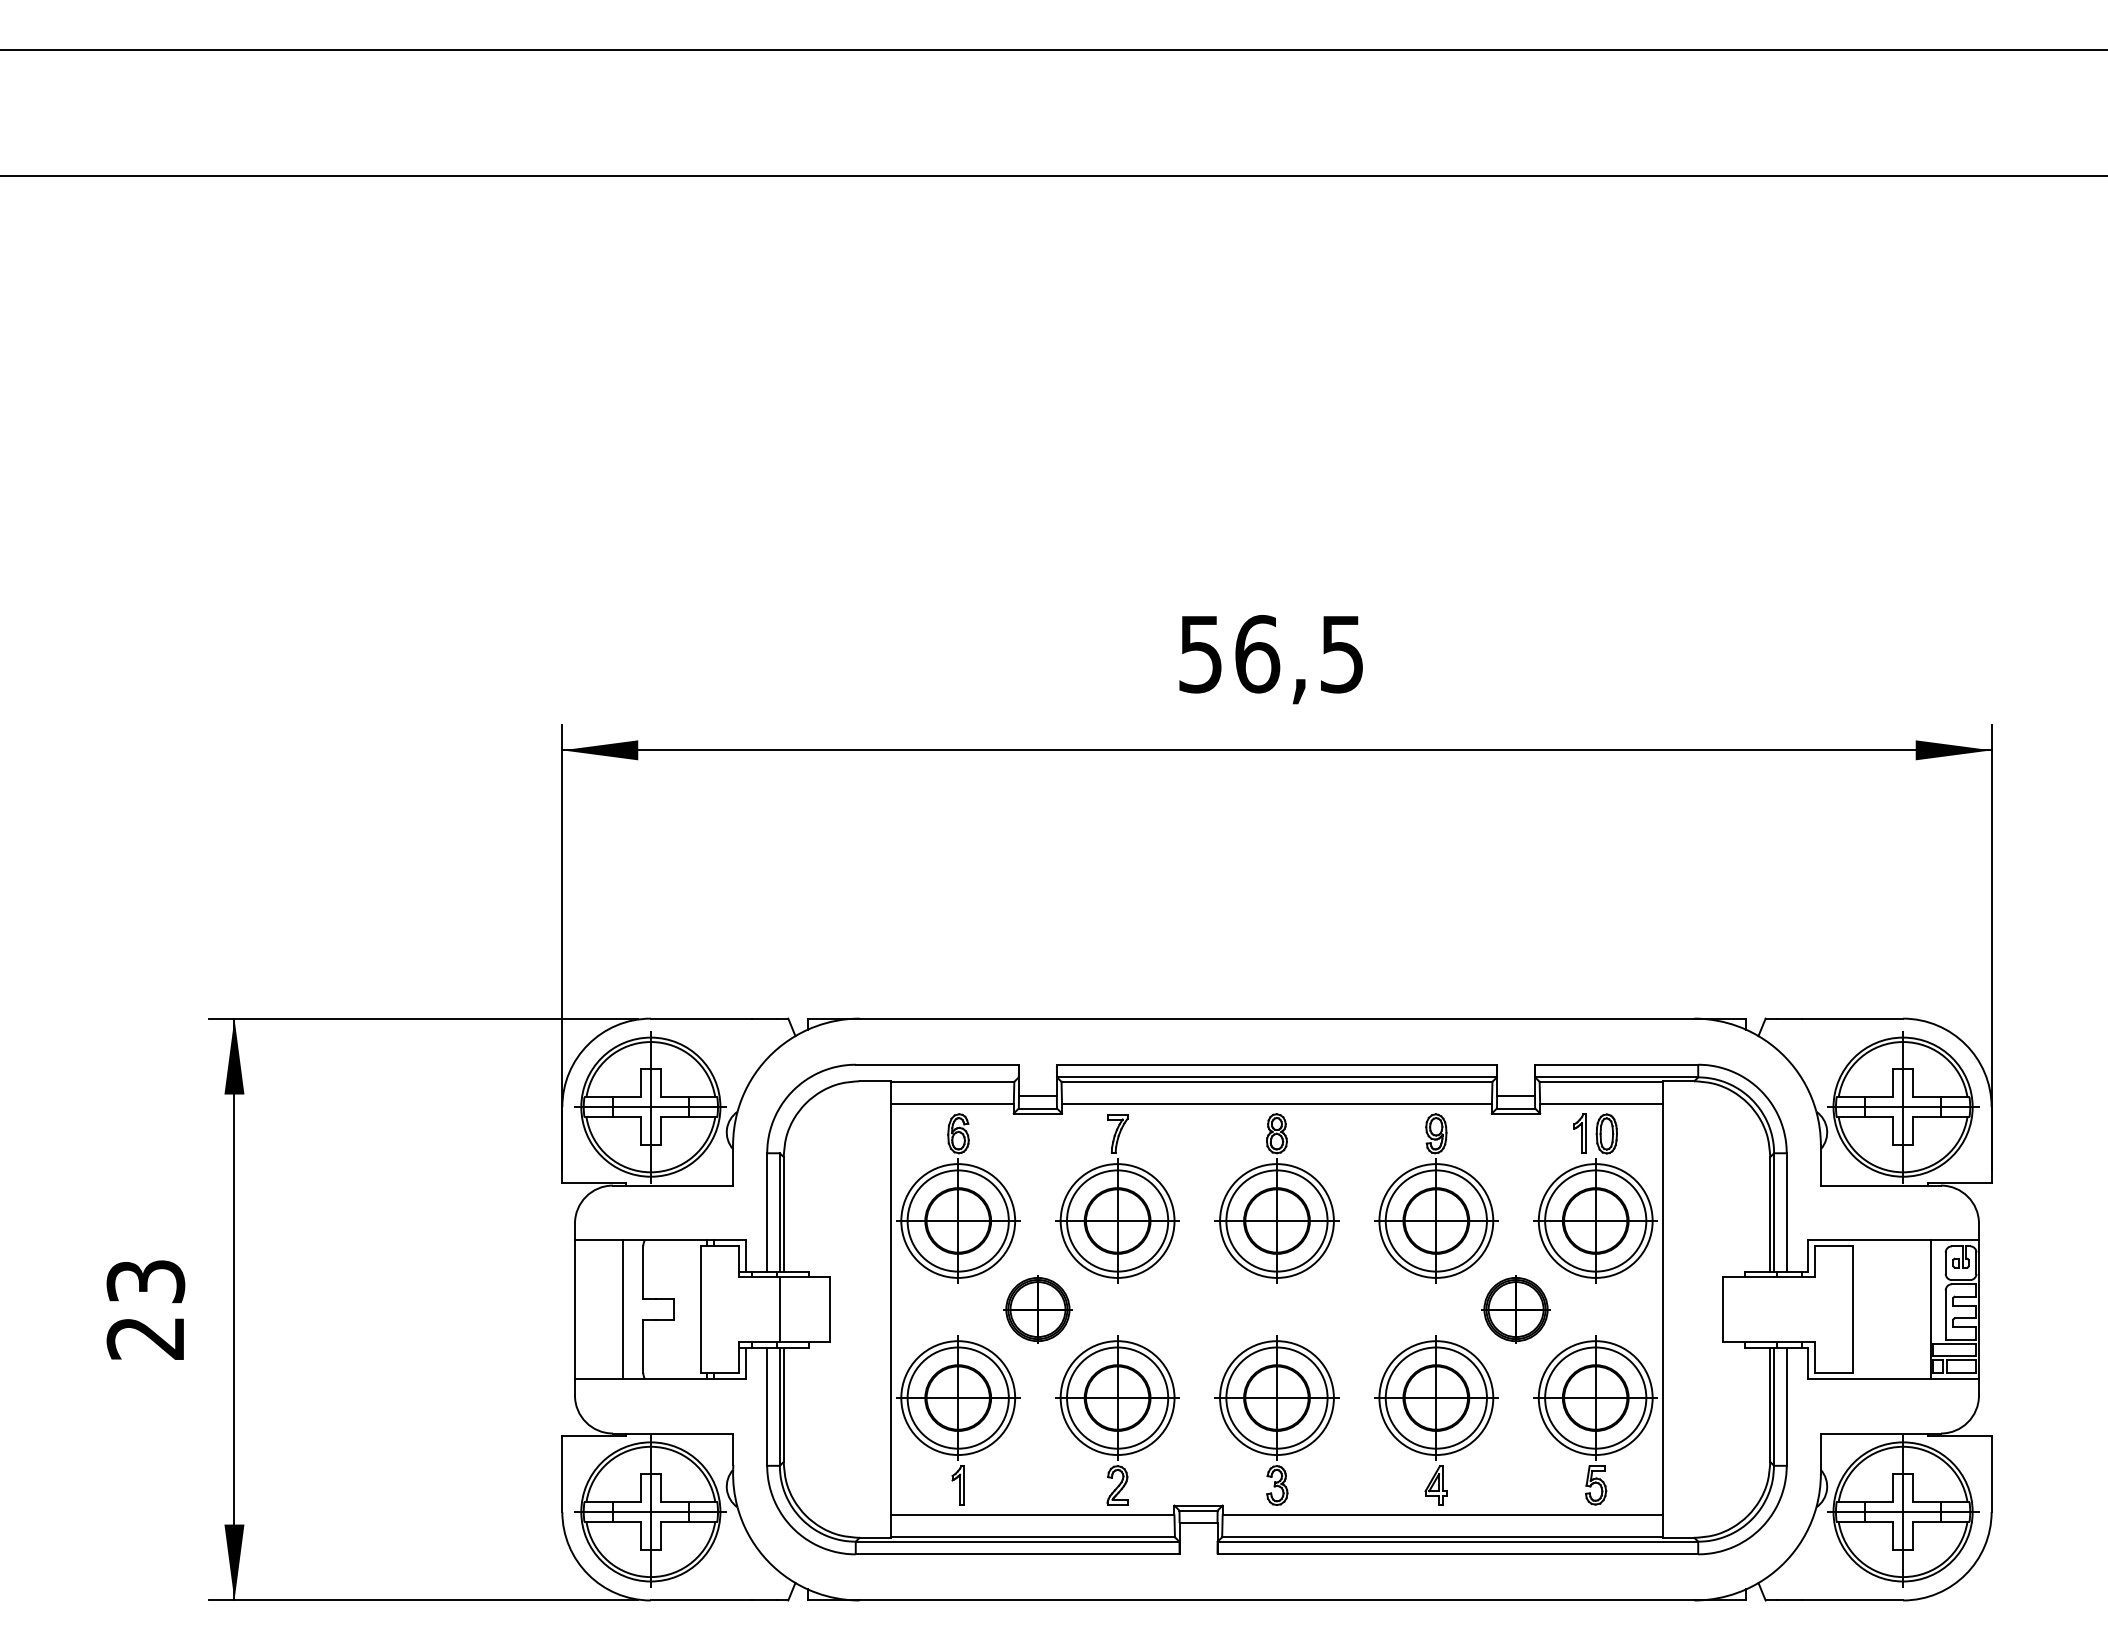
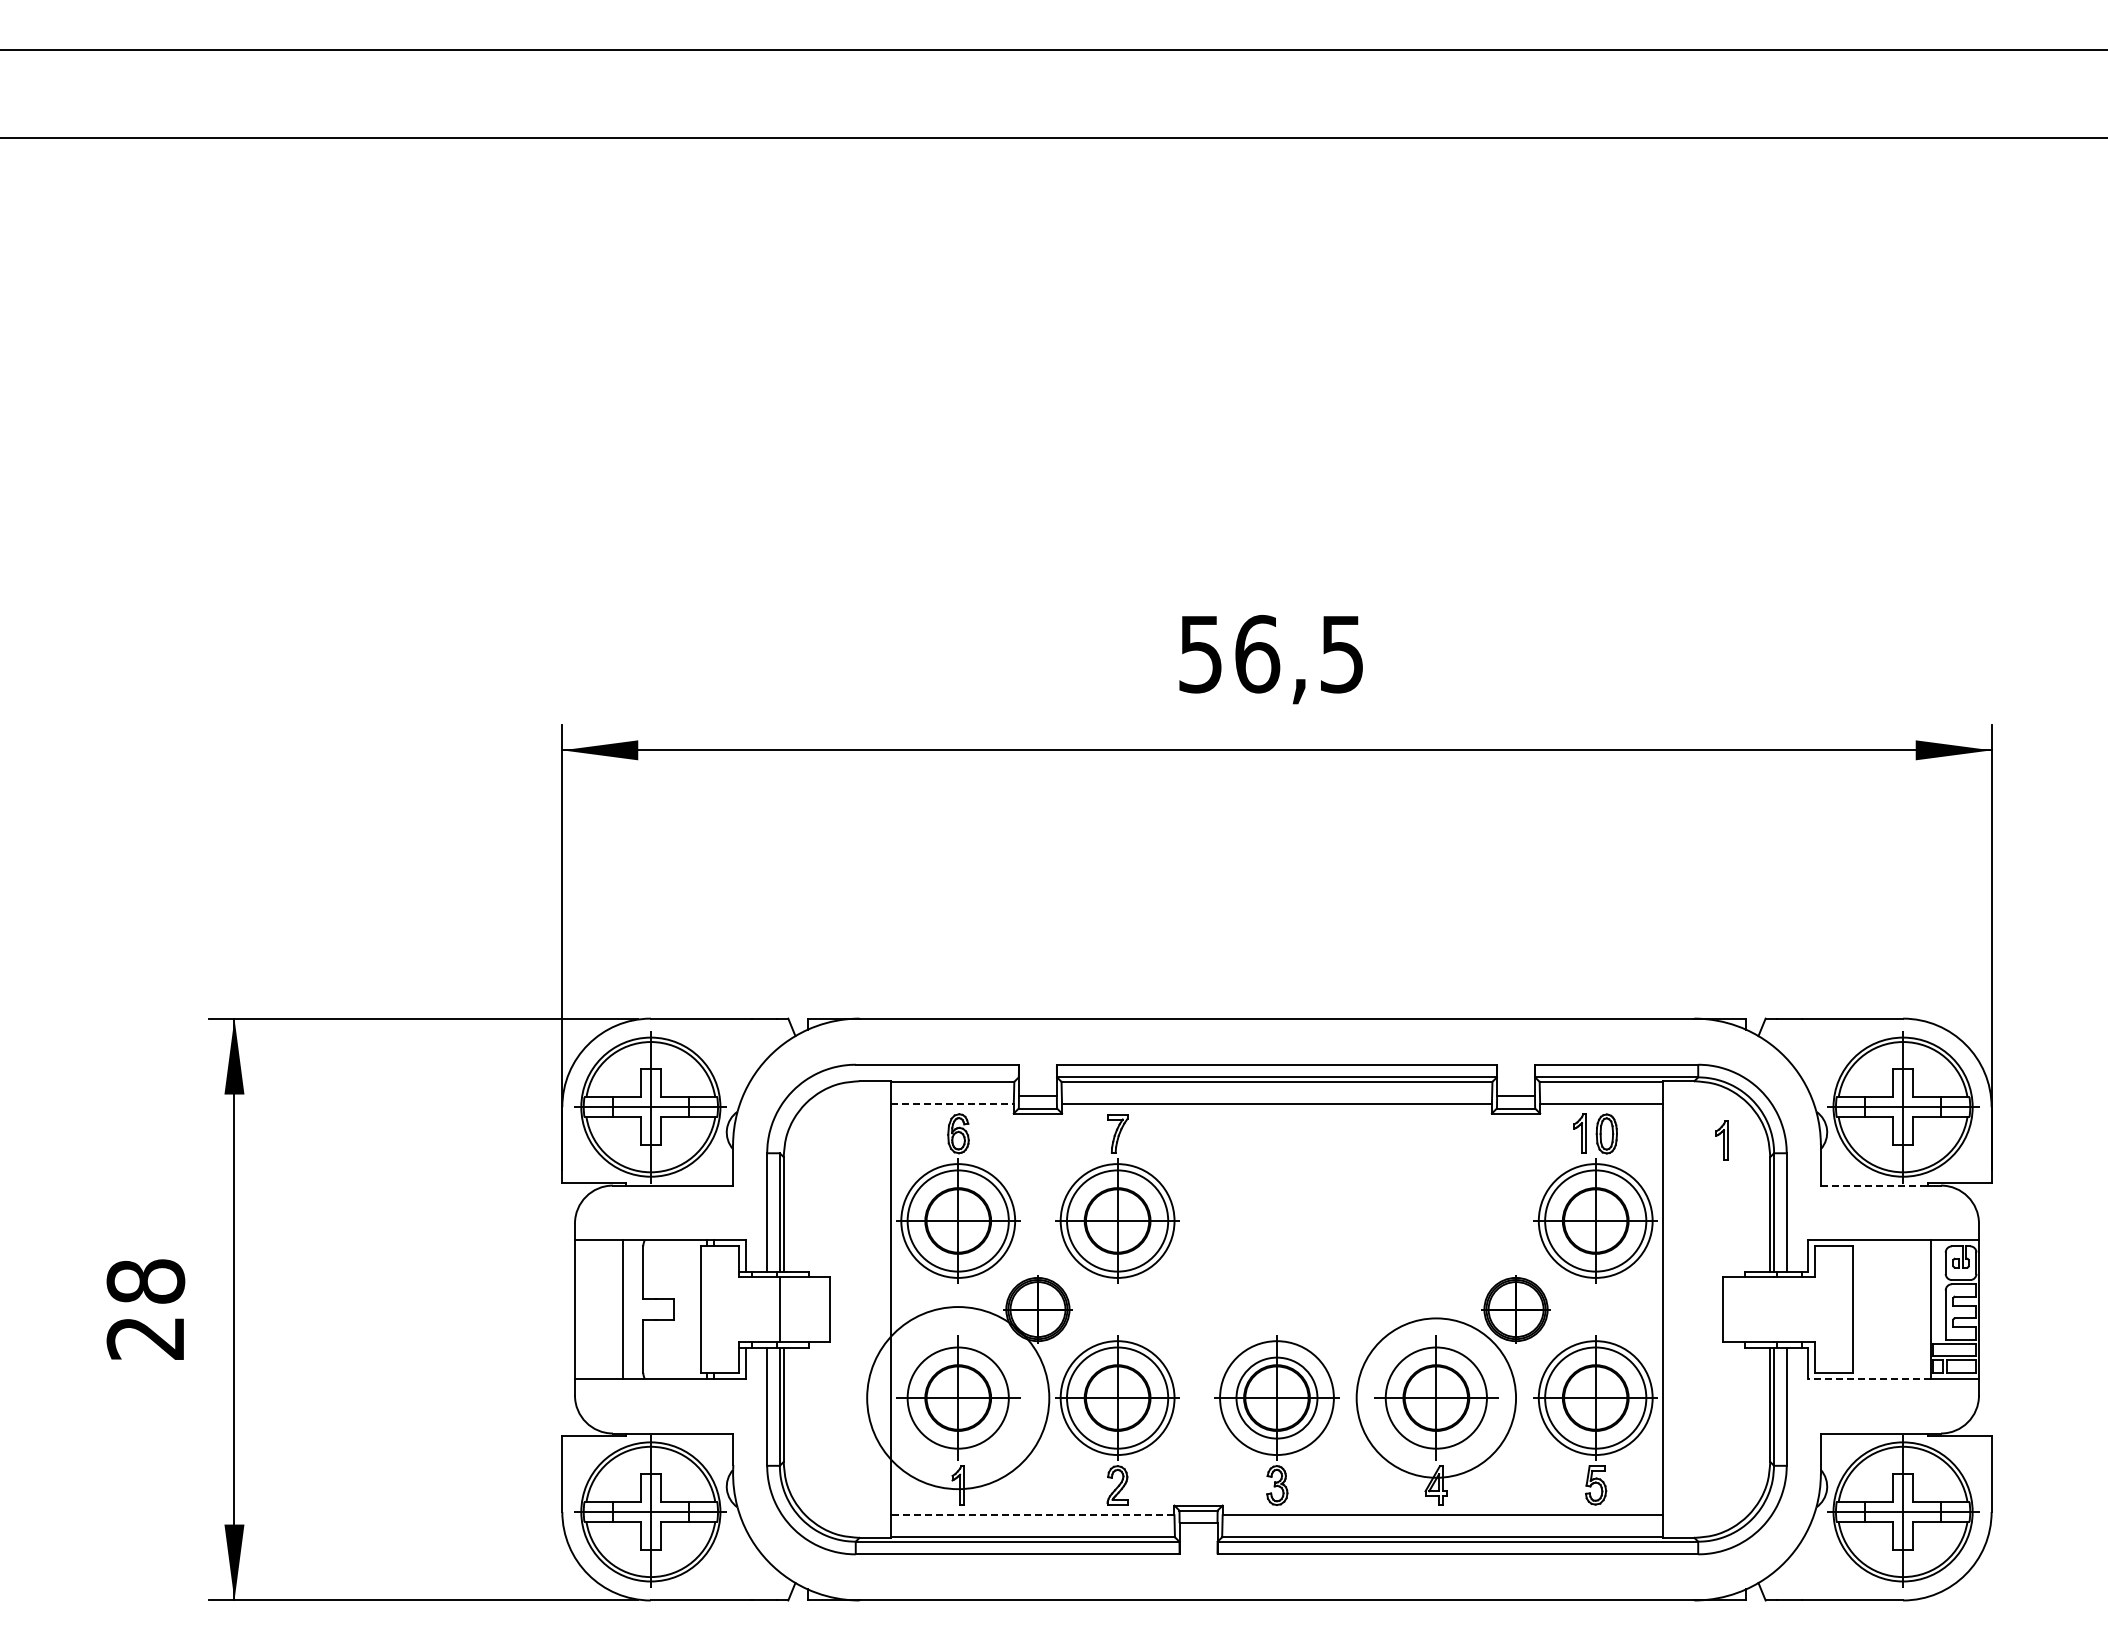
line position: (1053, 176) -> (1053, 138) (1053, 138)
line: solid -> dashed (953, 1103)
part: none -> present (1721, 1140)
line: solid -> dashed (1874, 1185)
part: present -> none (1276, 1198)
part: present -> none (1436, 1198)
text: 23 -> 28 (145, 1281)
line: solid -> dashed (1869, 1379)
circle diameter: 101 px -> 81 px (1276, 1397)
circle diameter: 114 px -> 182 px (958, 1398)
circle diameter: 114 px -> 159 px (1436, 1397)
line: solid -> dashed (1032, 1515)
